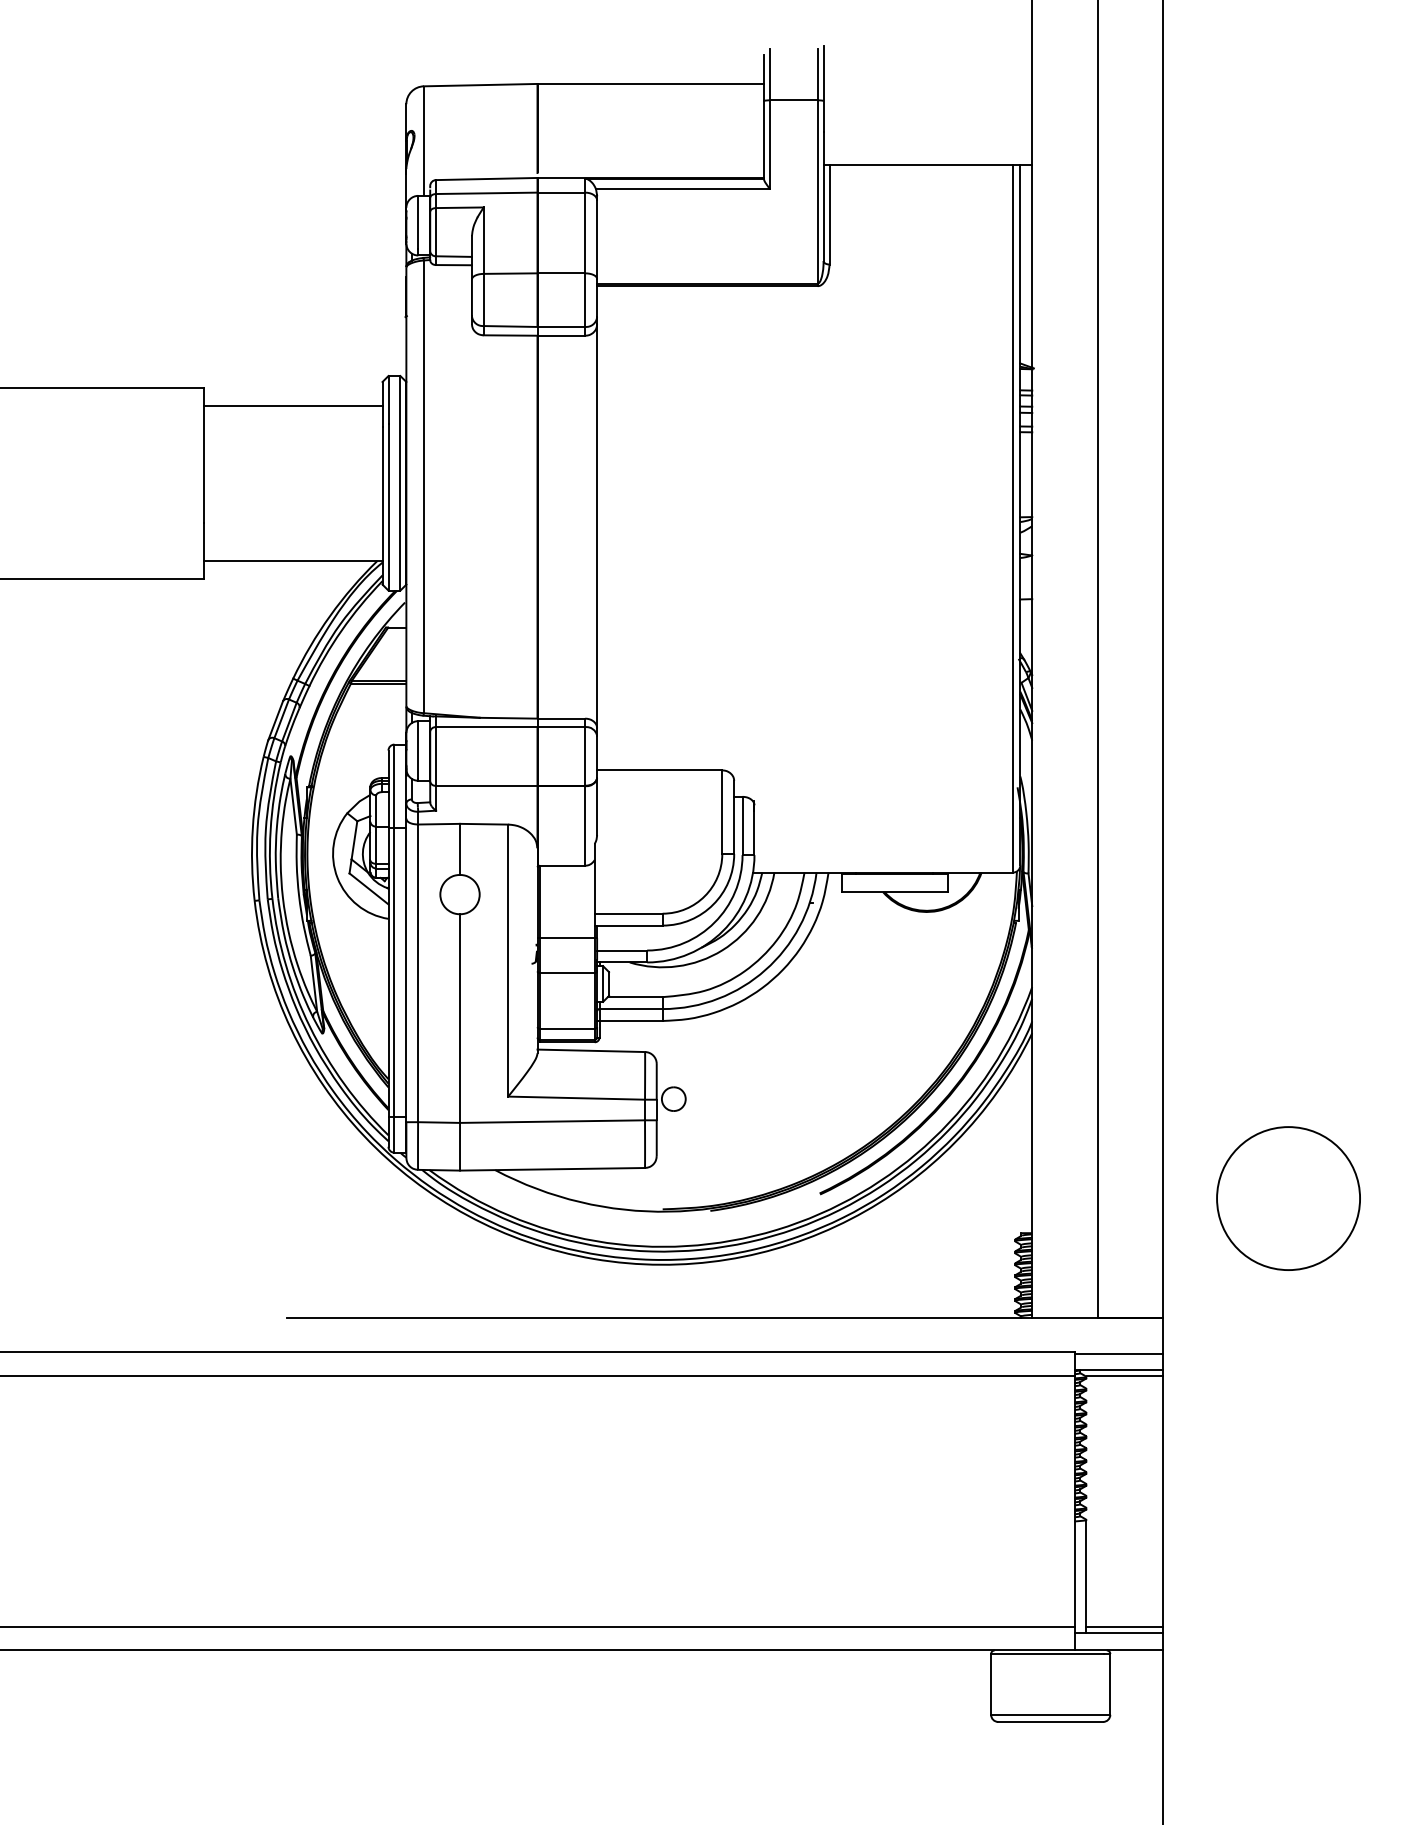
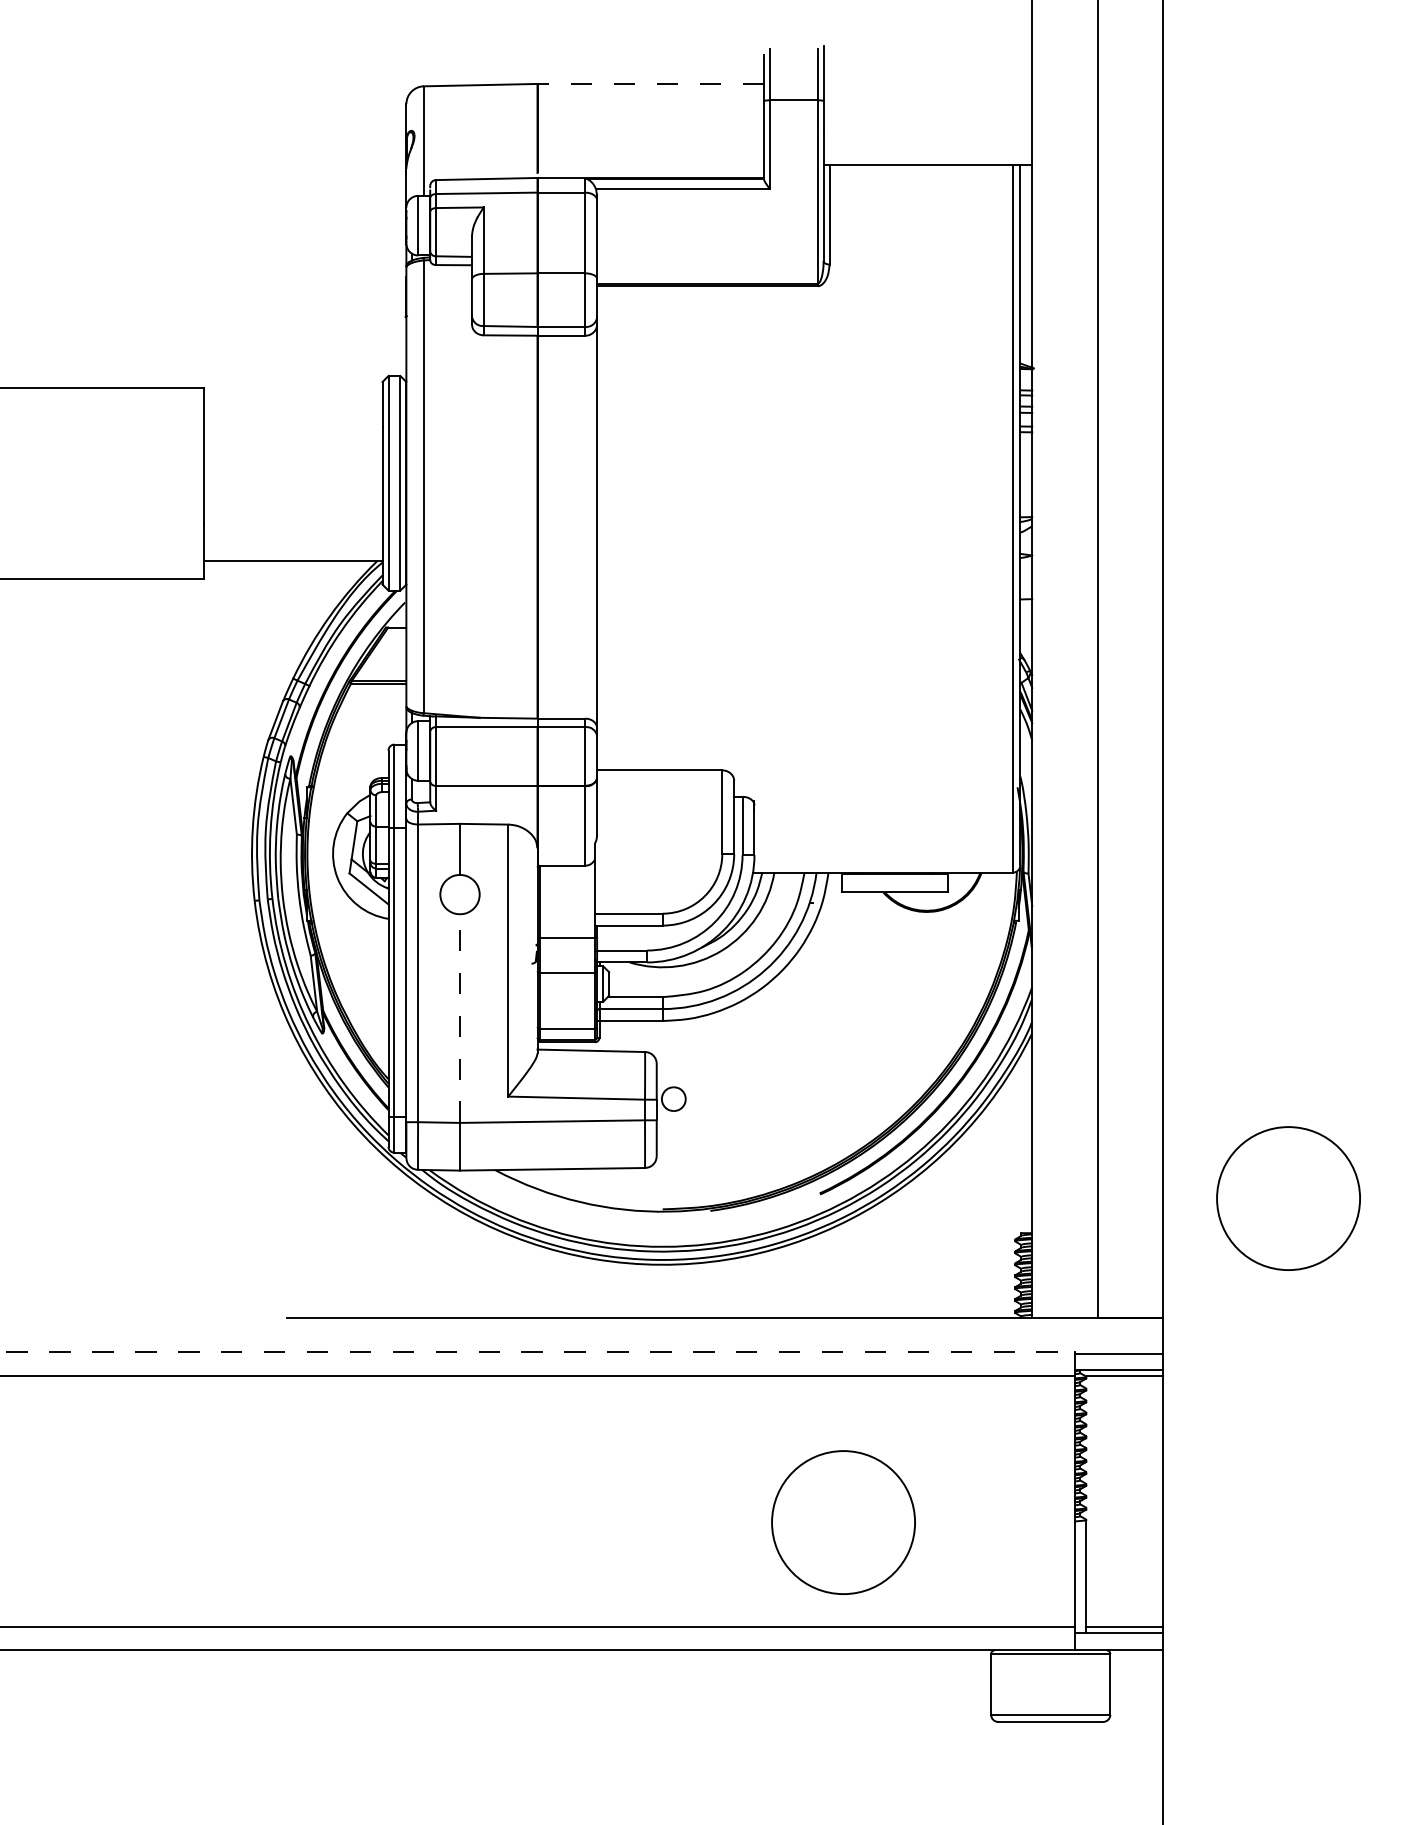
line: solid -> dashed (650, 83)
line: present -> none (292, 405)
line: solid -> dashed (460, 1018)
line: solid -> dashed (537, 1352)
circle: none -> present (843, 1522)
